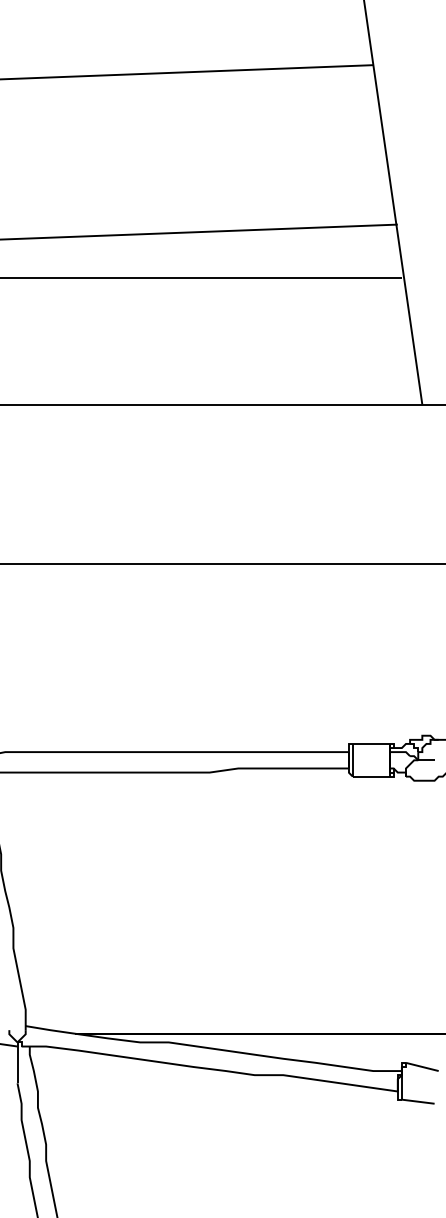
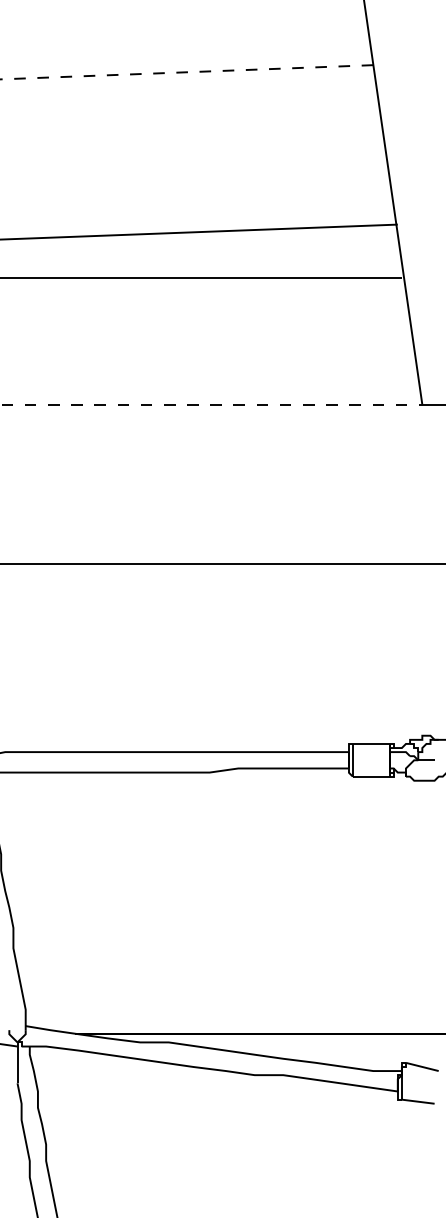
line: solid -> dashed (186, 72)
line: solid -> dashed (215, 404)
